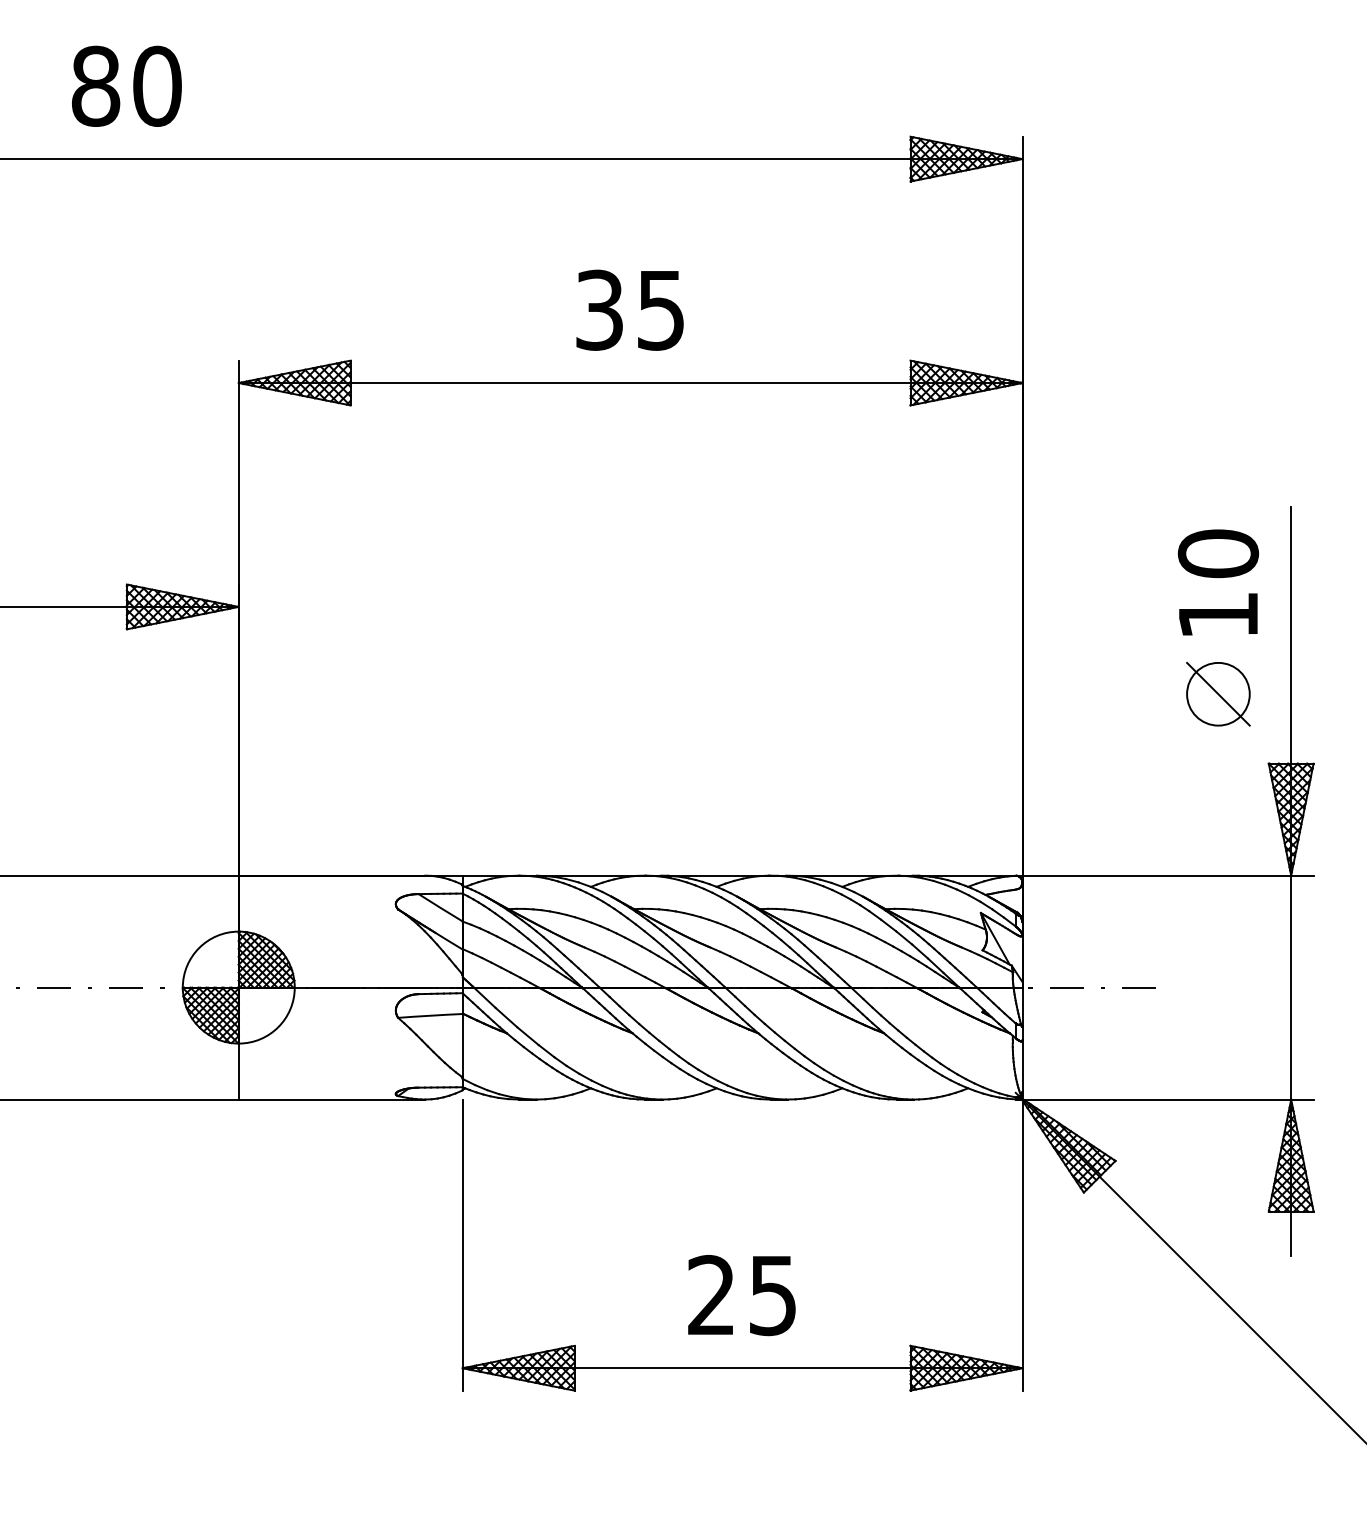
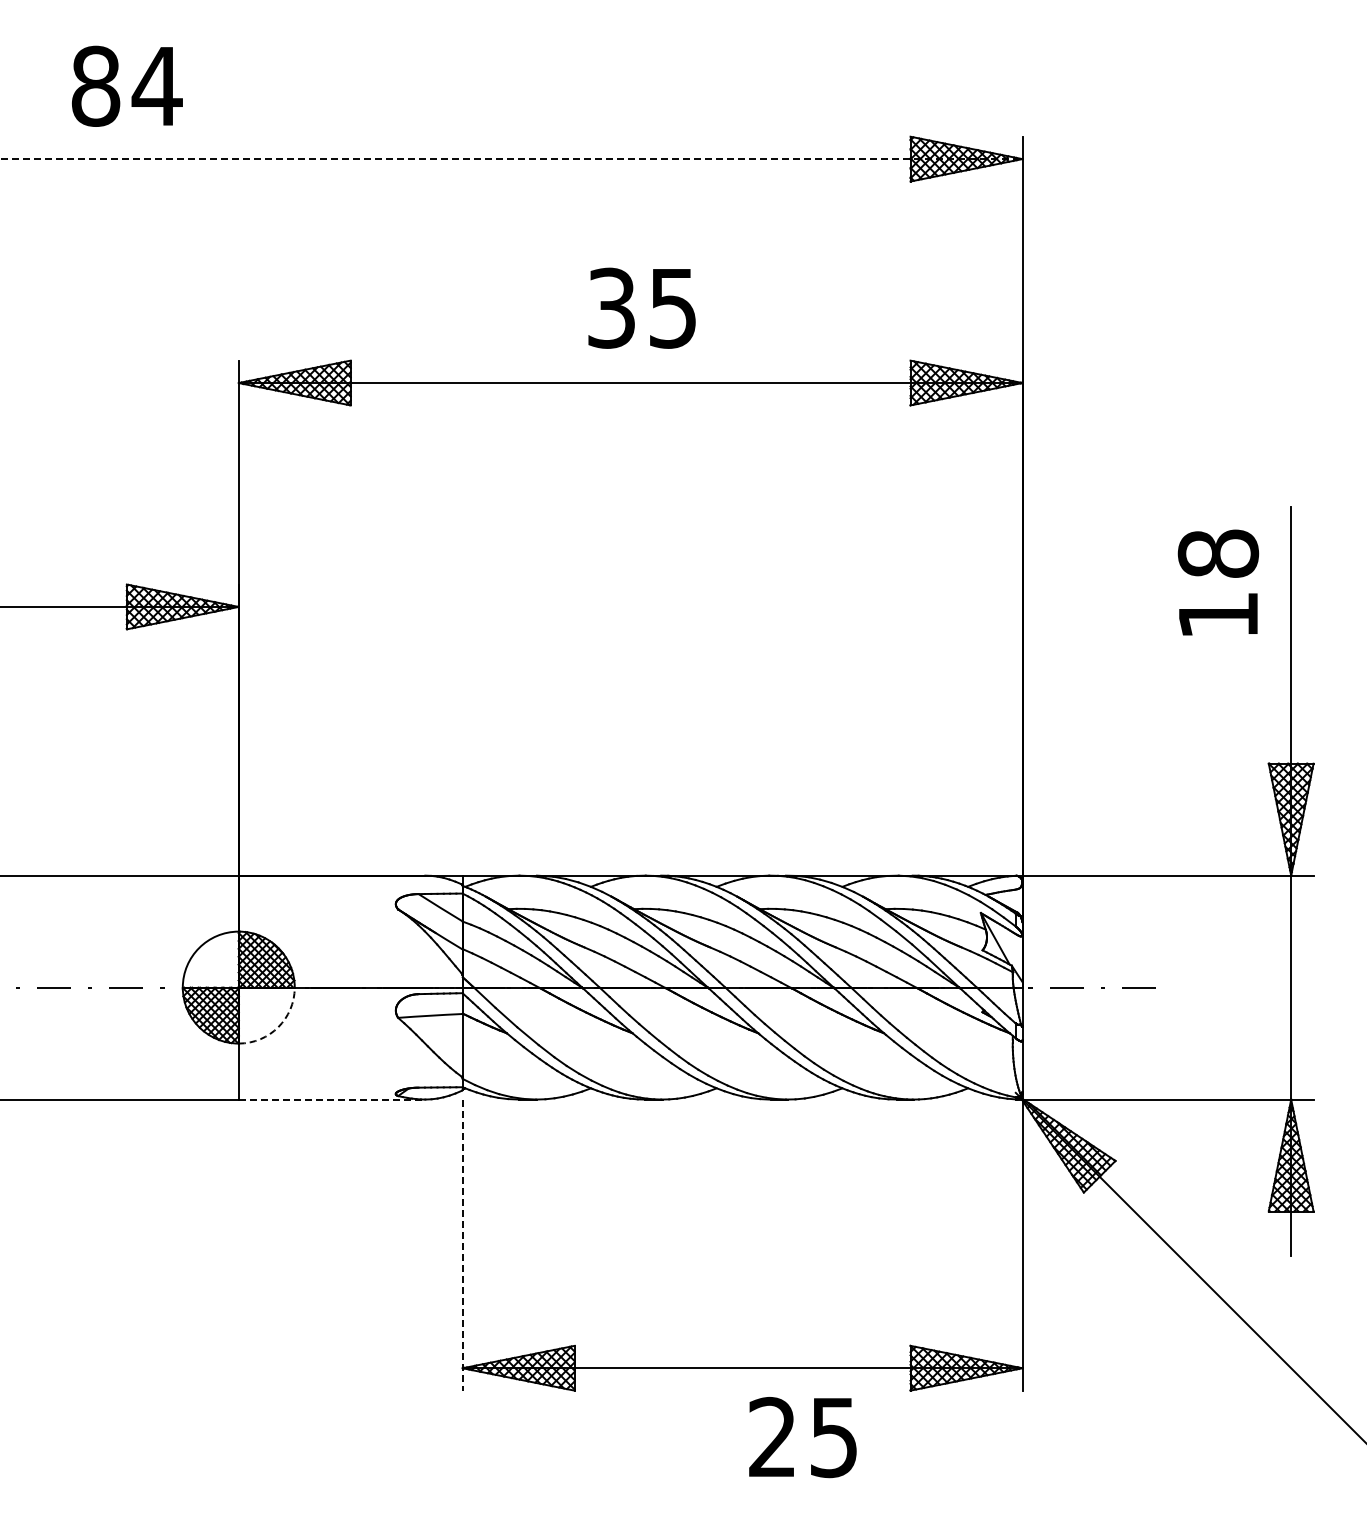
text: 80 -> 84 (156, 85)
line: solid -> dashed (511, 159)
text position: (629, 309) -> (641, 307) (641, 307)
text: 10 -> 18 (1218, 553)
part: present -> none (1218, 693)
arc: solid -> dashed (278, 1027)
line: solid -> dashed (332, 1099)
line: solid -> dashed (462, 1245)
text position: (741, 1295) -> (802, 1437) (802, 1437)
